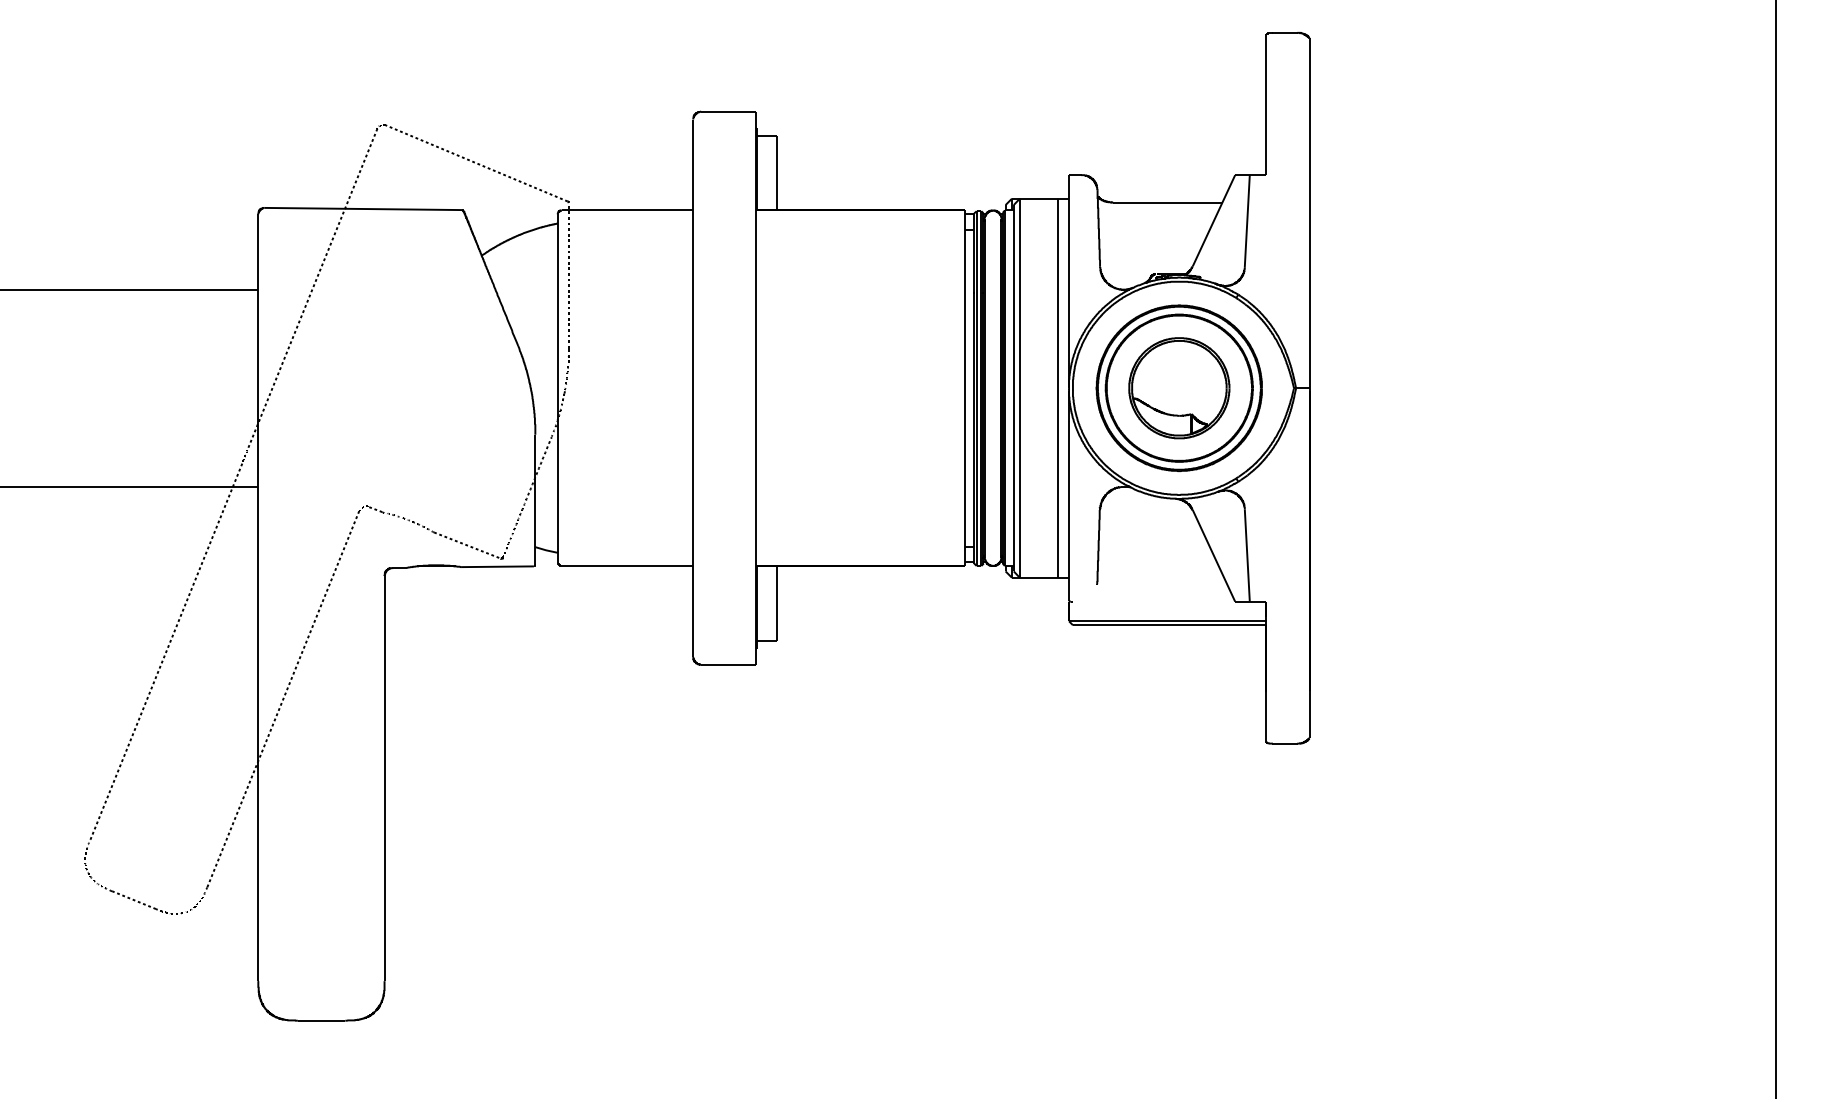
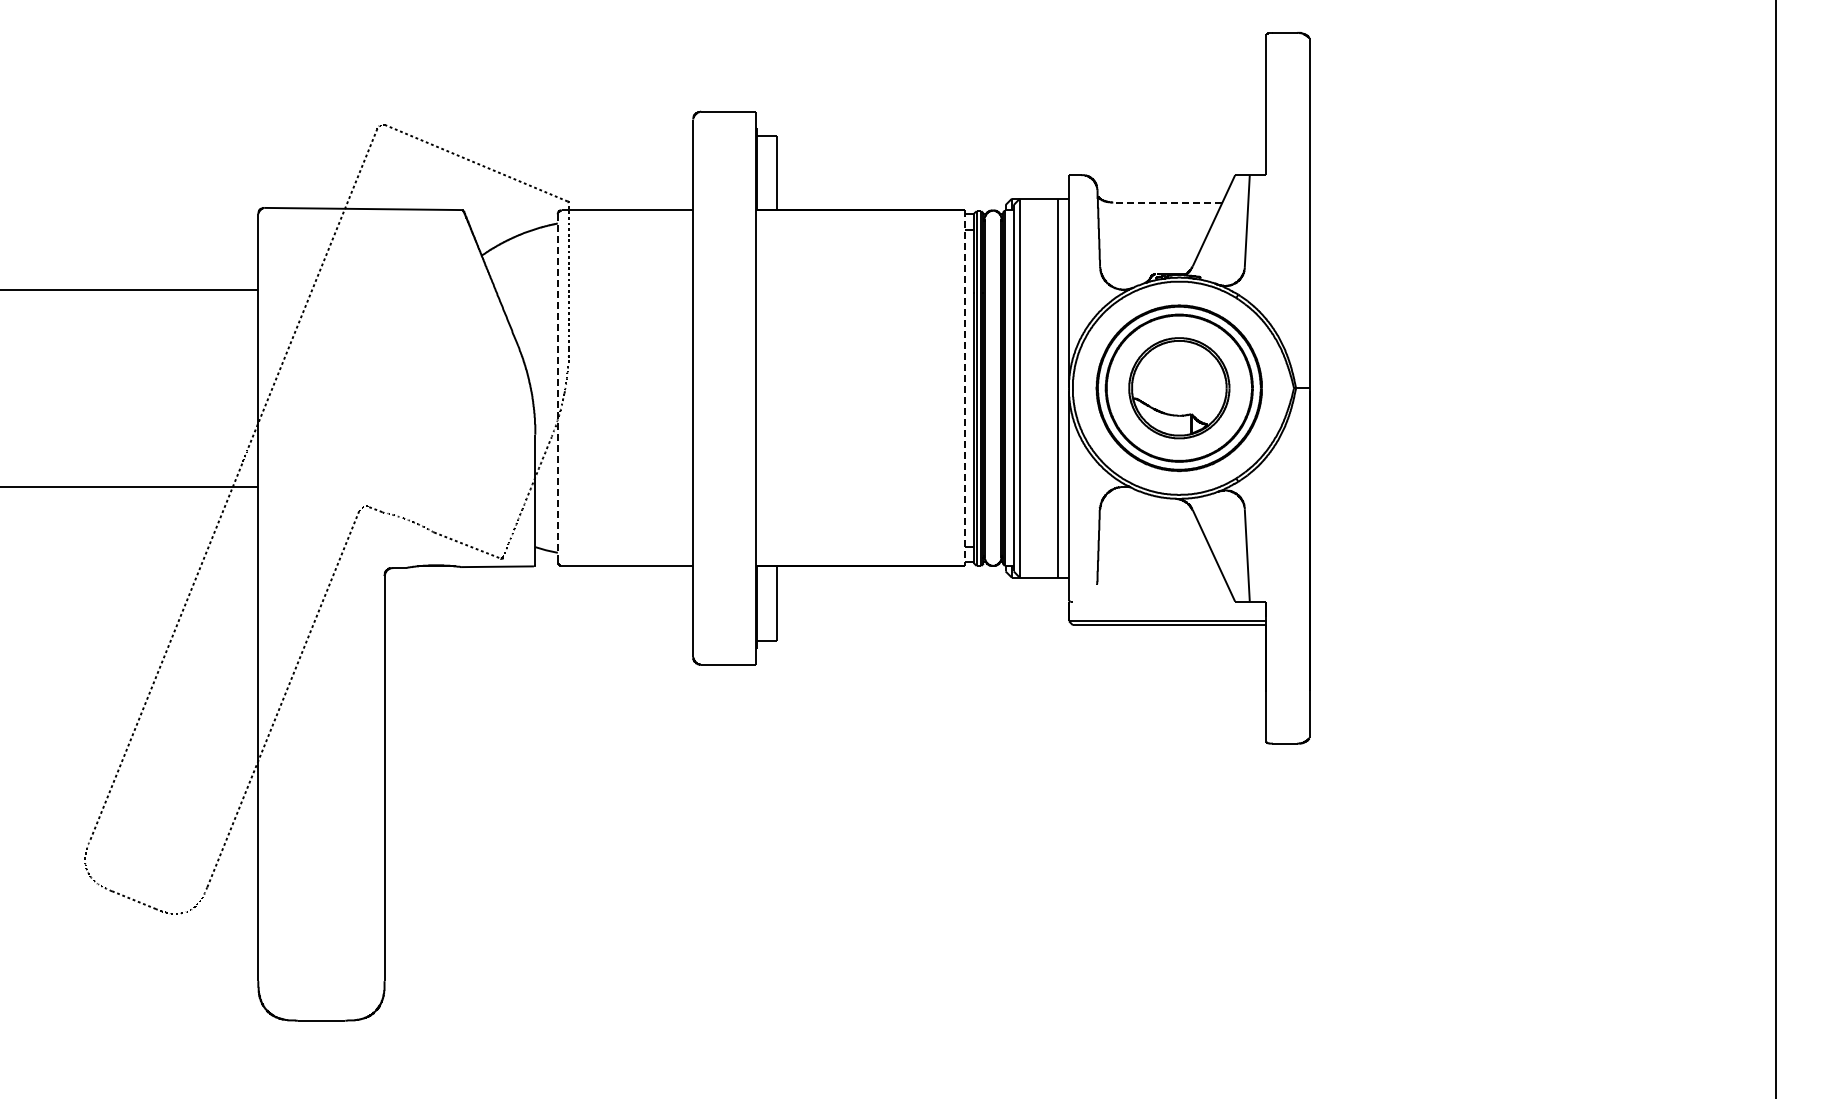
line: solid -> dashed (1167, 202)
line: solid -> dashed (557, 388)
line: solid -> dashed (964, 388)
